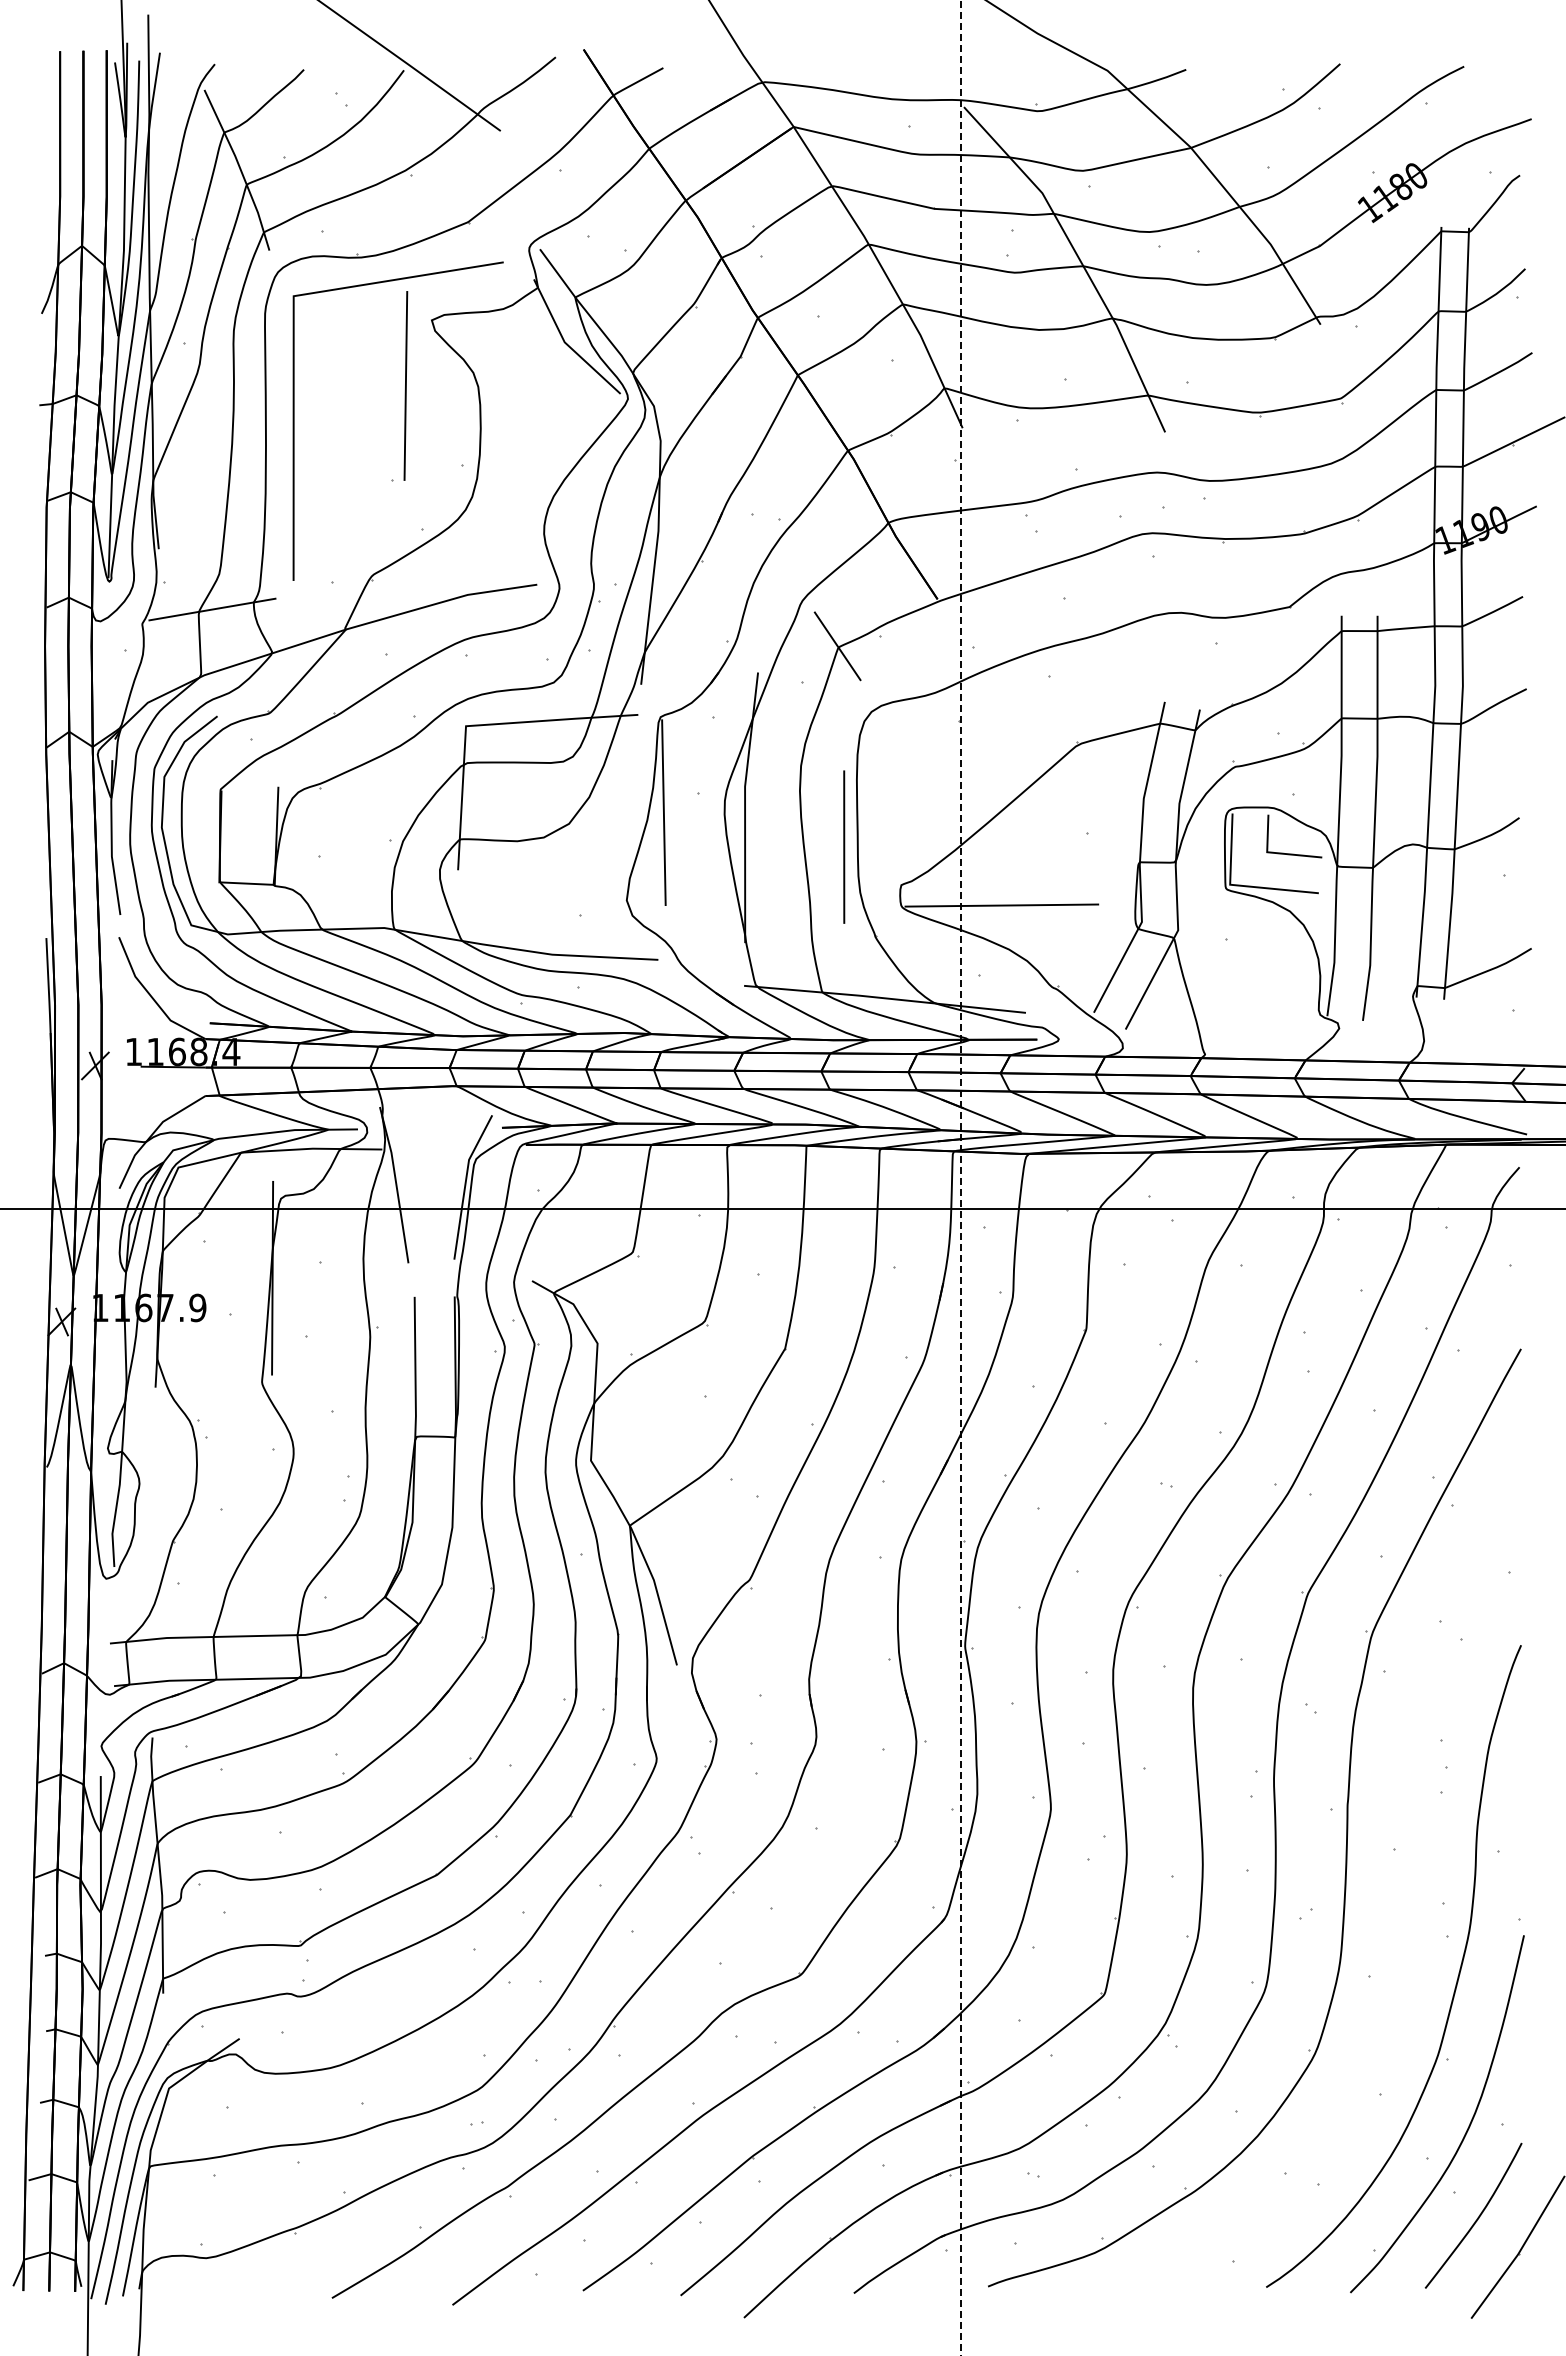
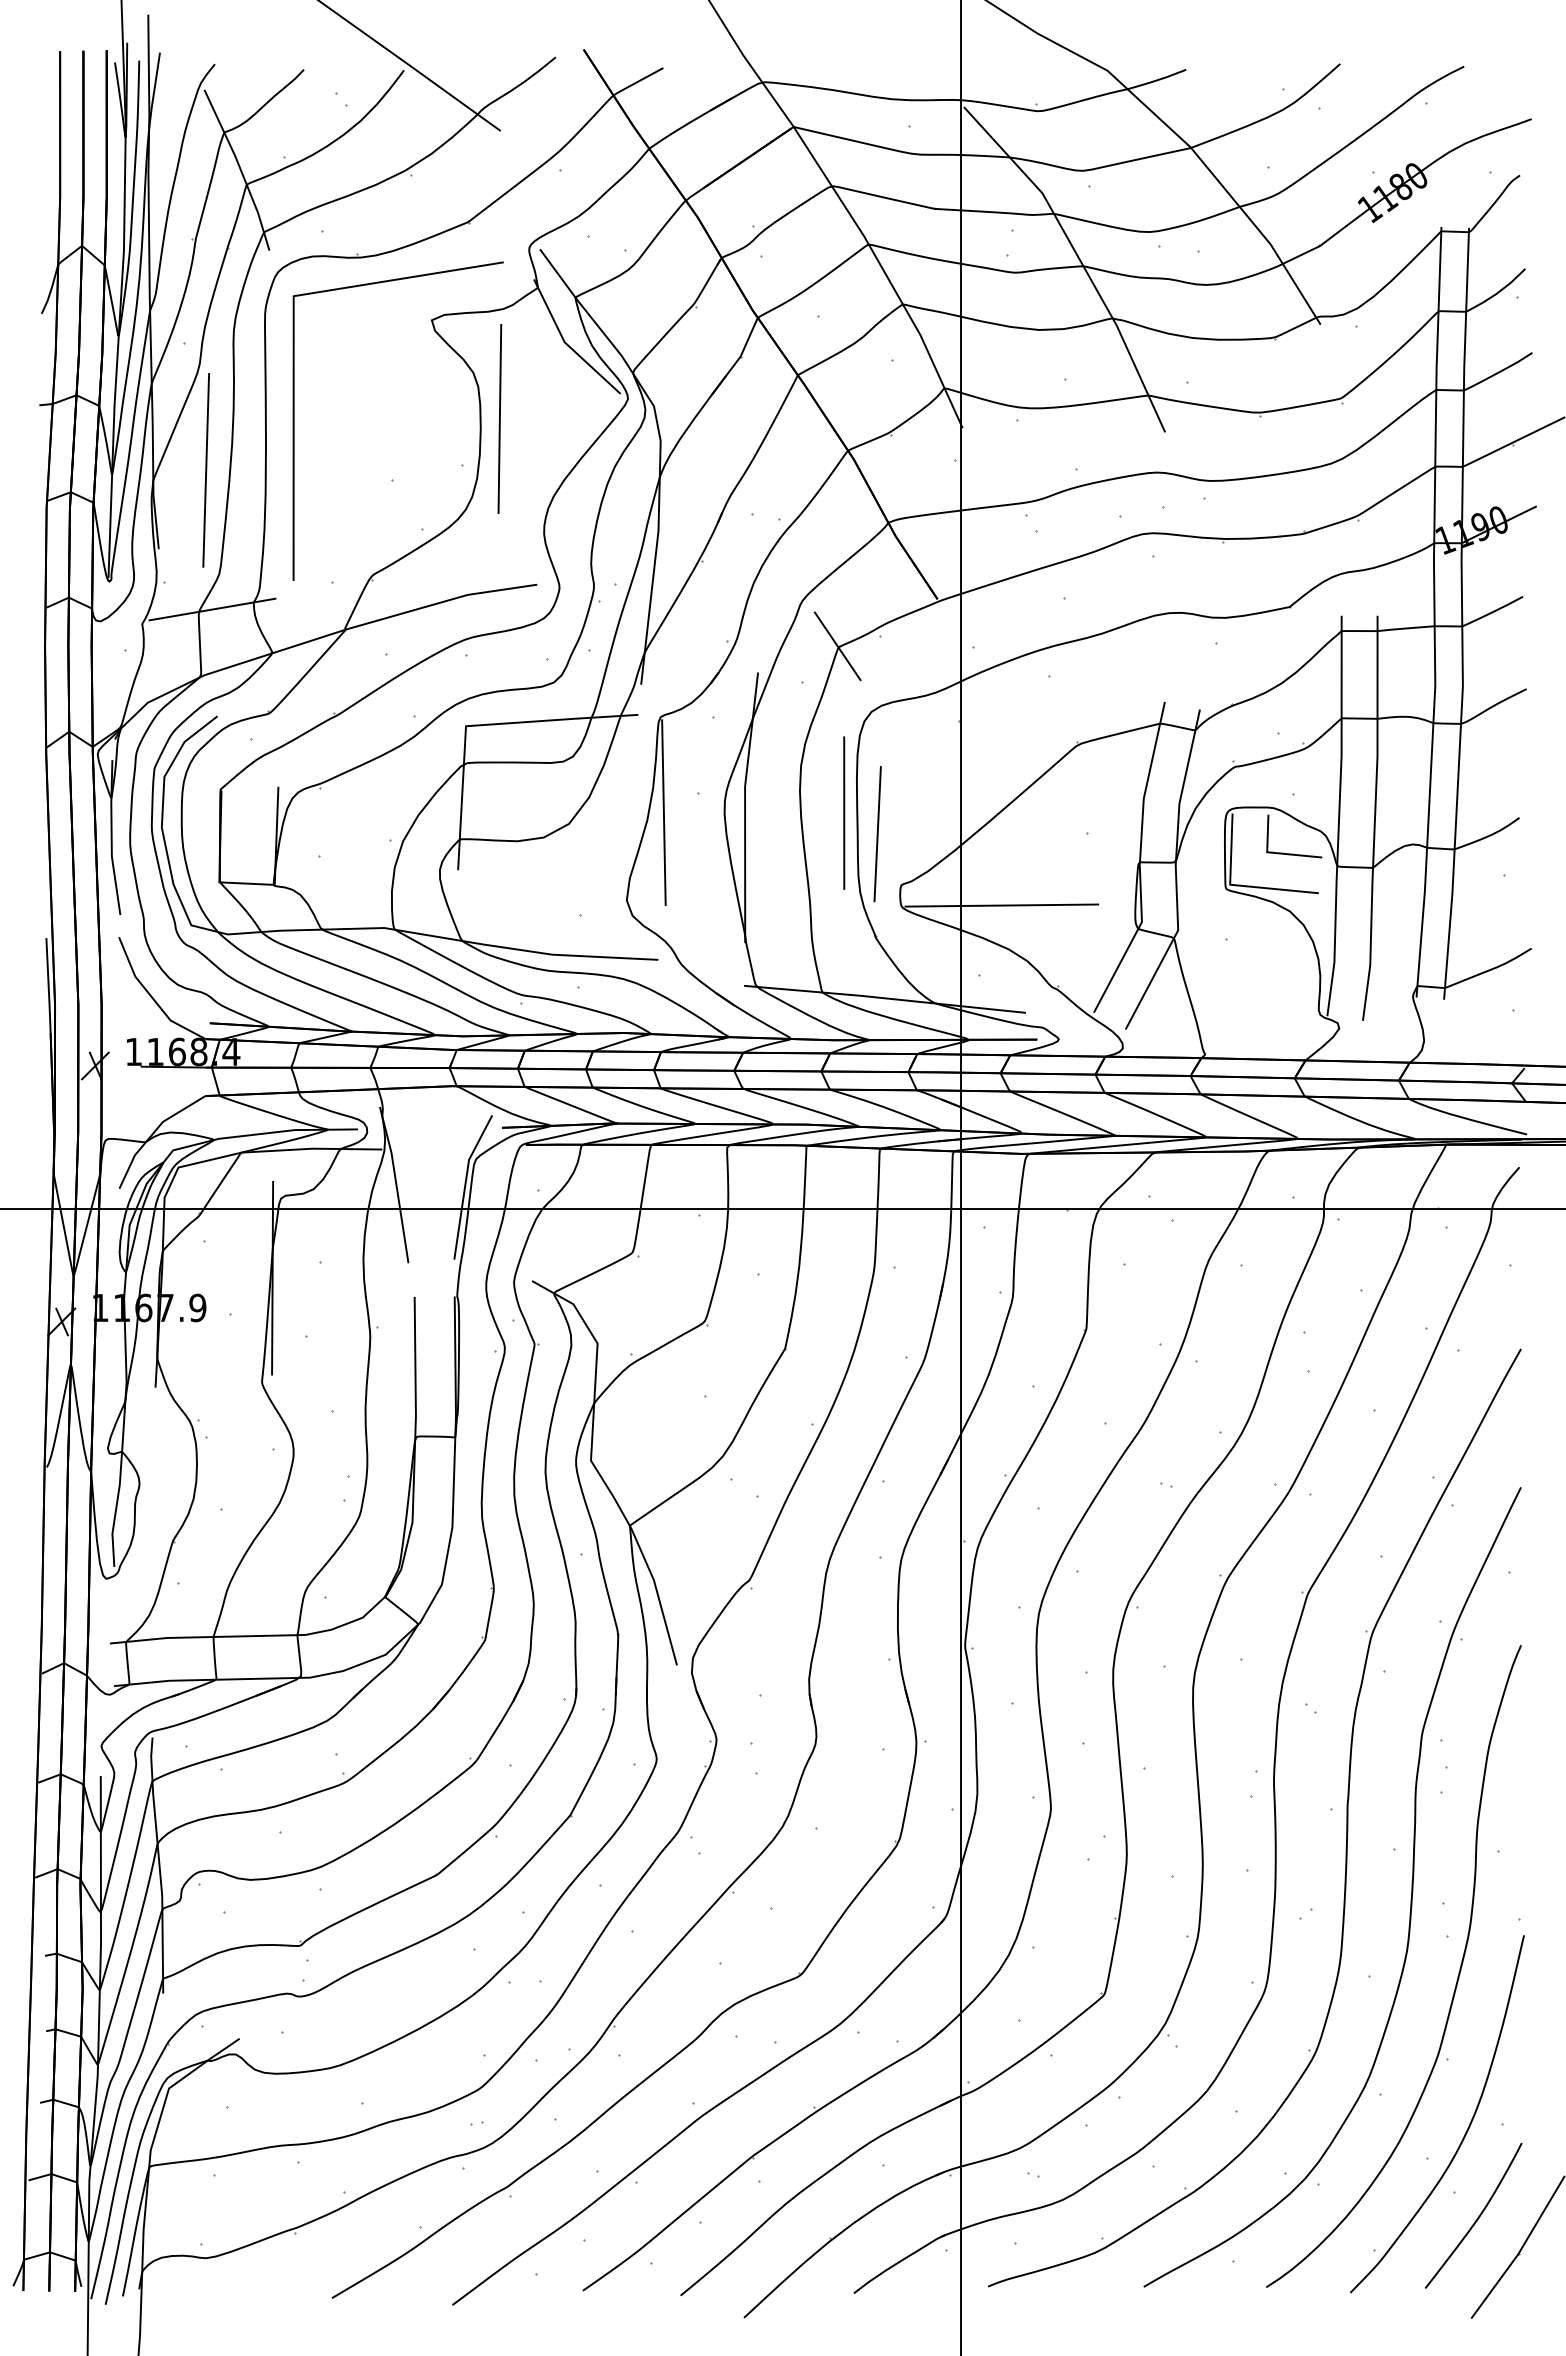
line position: (405, 385) -> (499, 418) (499, 418)
line: none -> present (205, 470)
line: none -> present (877, 834)
line position: (844, 846) -> (844, 812) (844, 812)
line: dashed -> solid (960, 1176)
curve: none -> present (1410, 1898)
